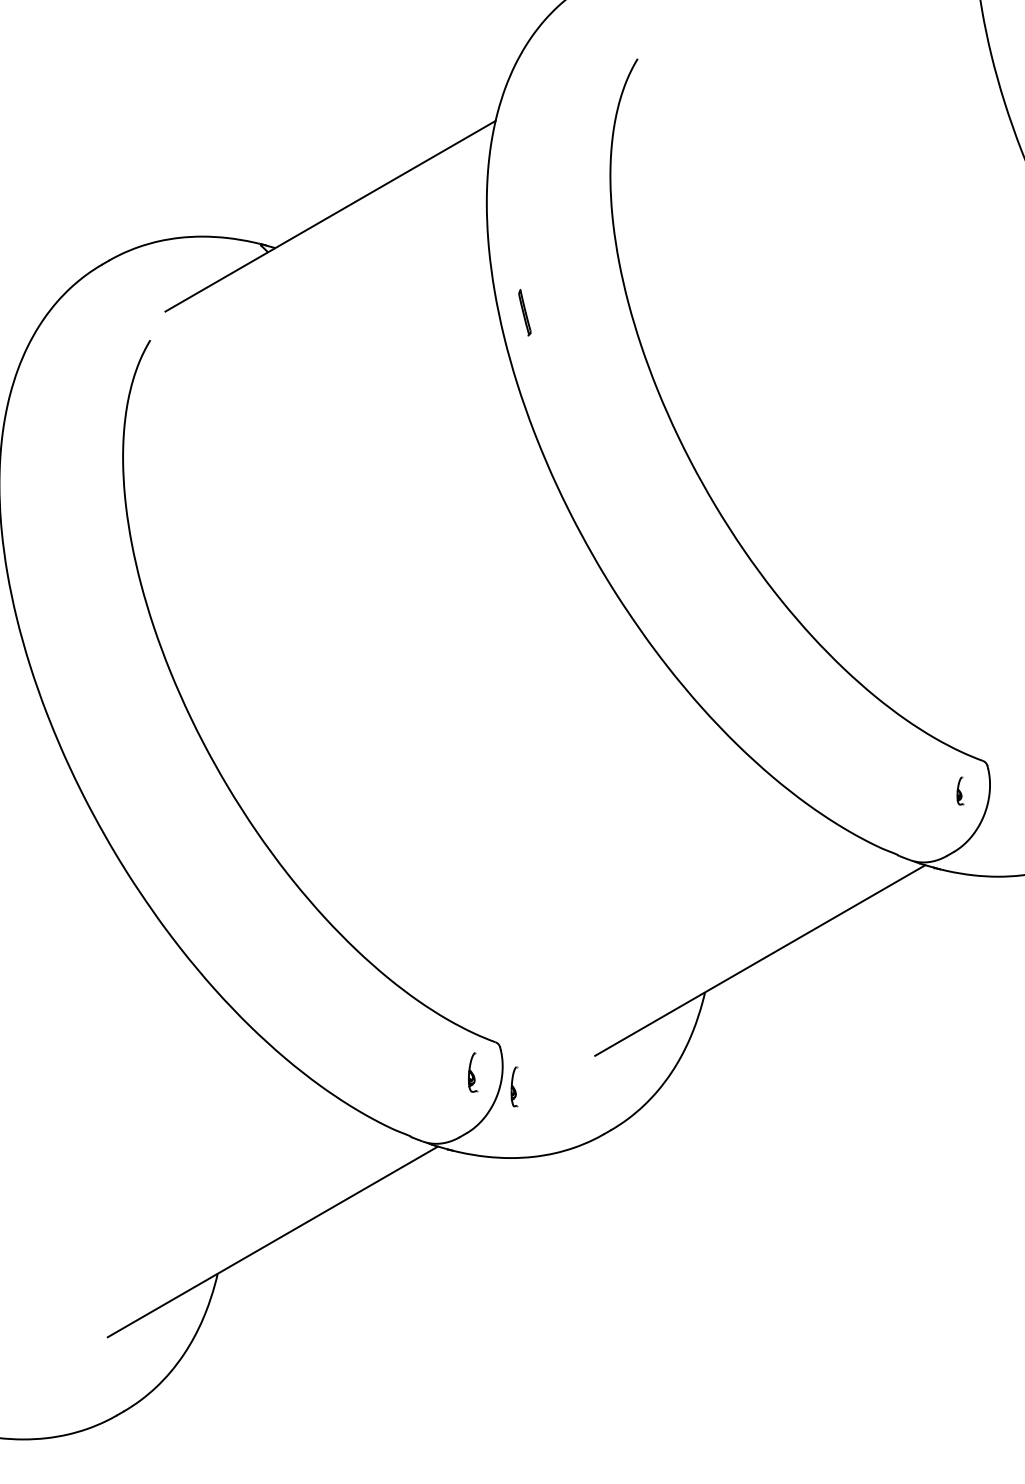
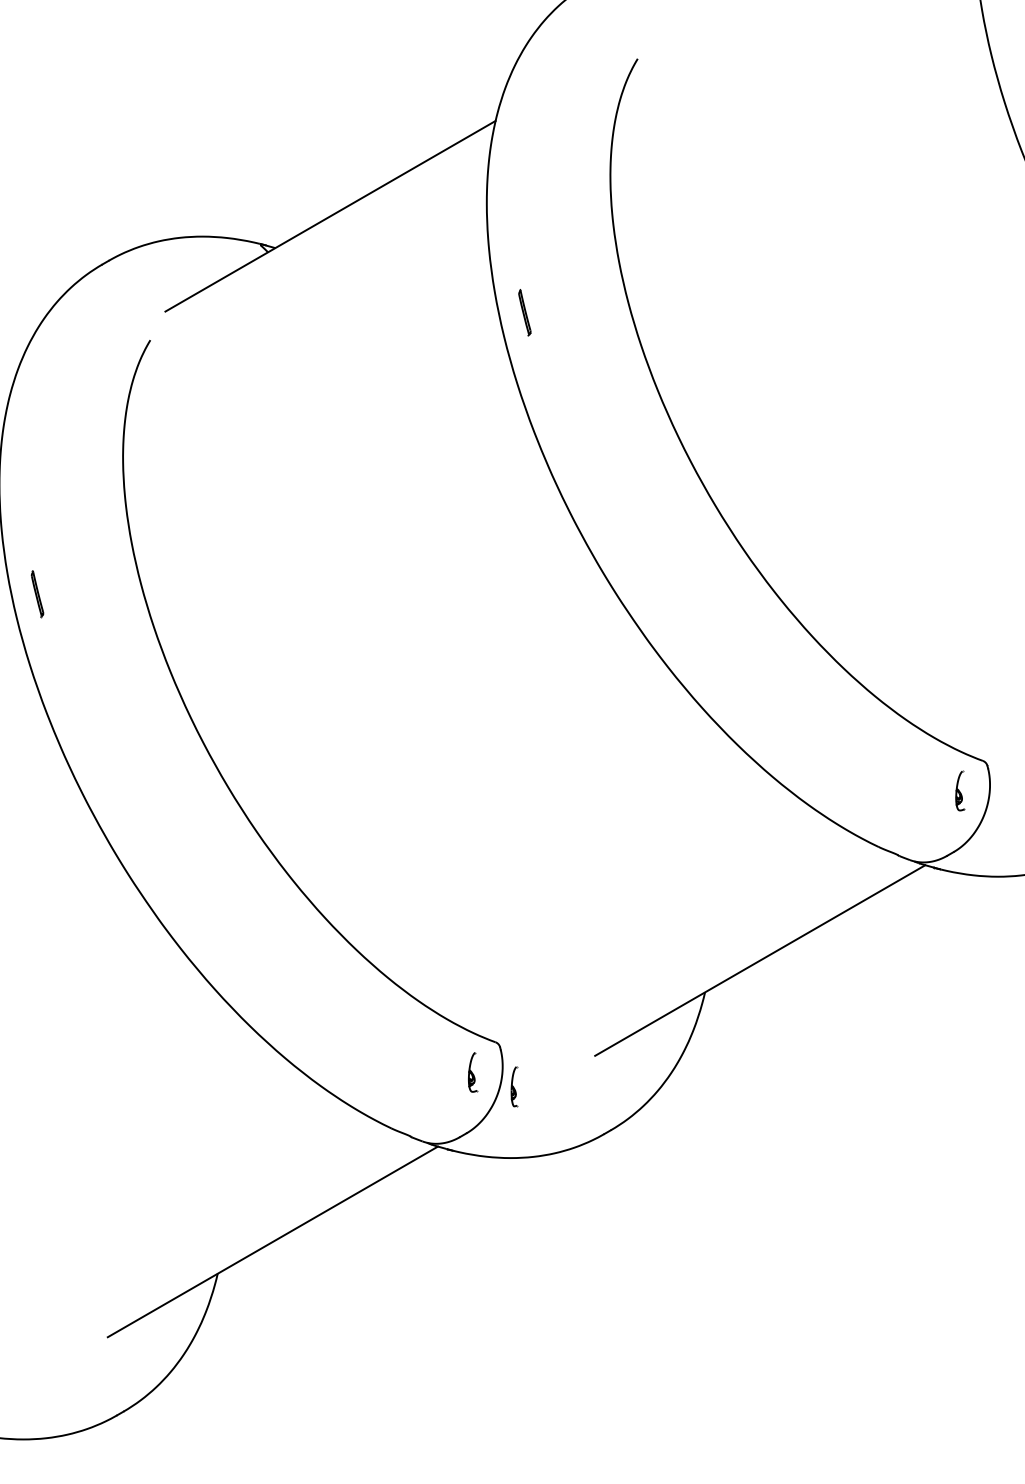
part: none -> present (37, 594)
part size: 9x30 px -> 11x42 px (960, 790)
